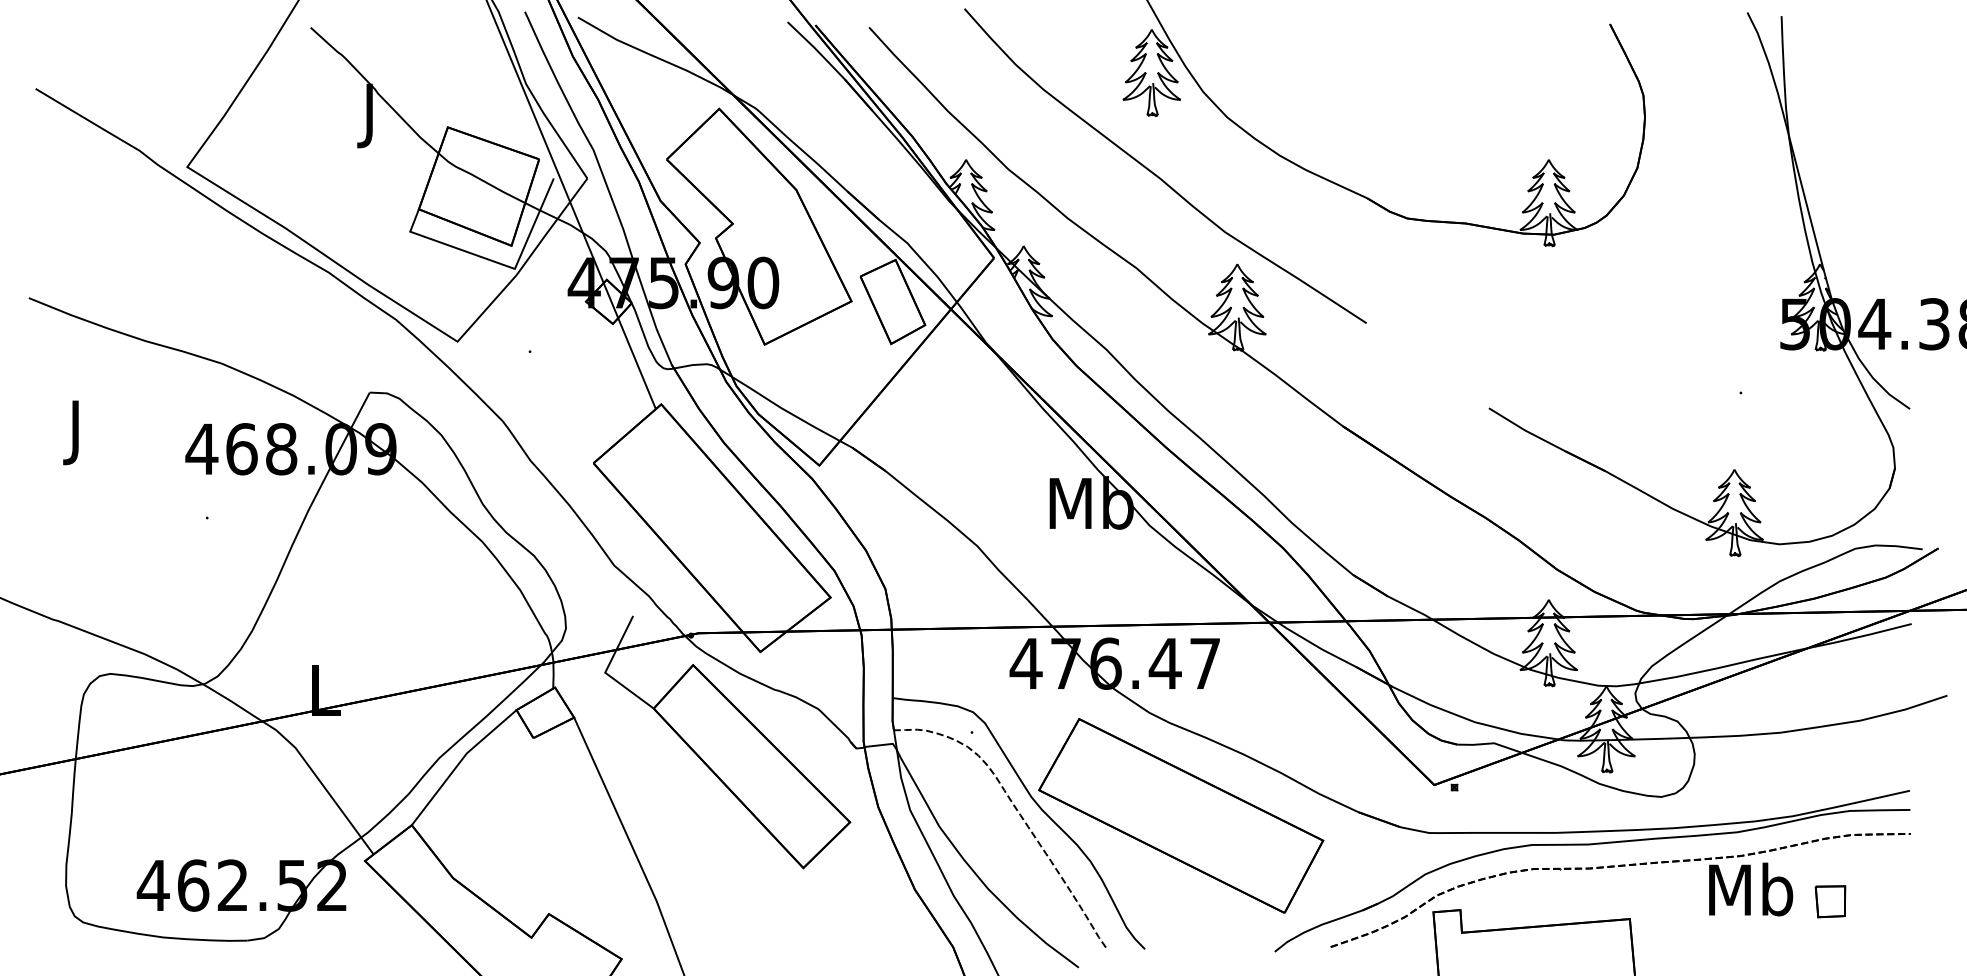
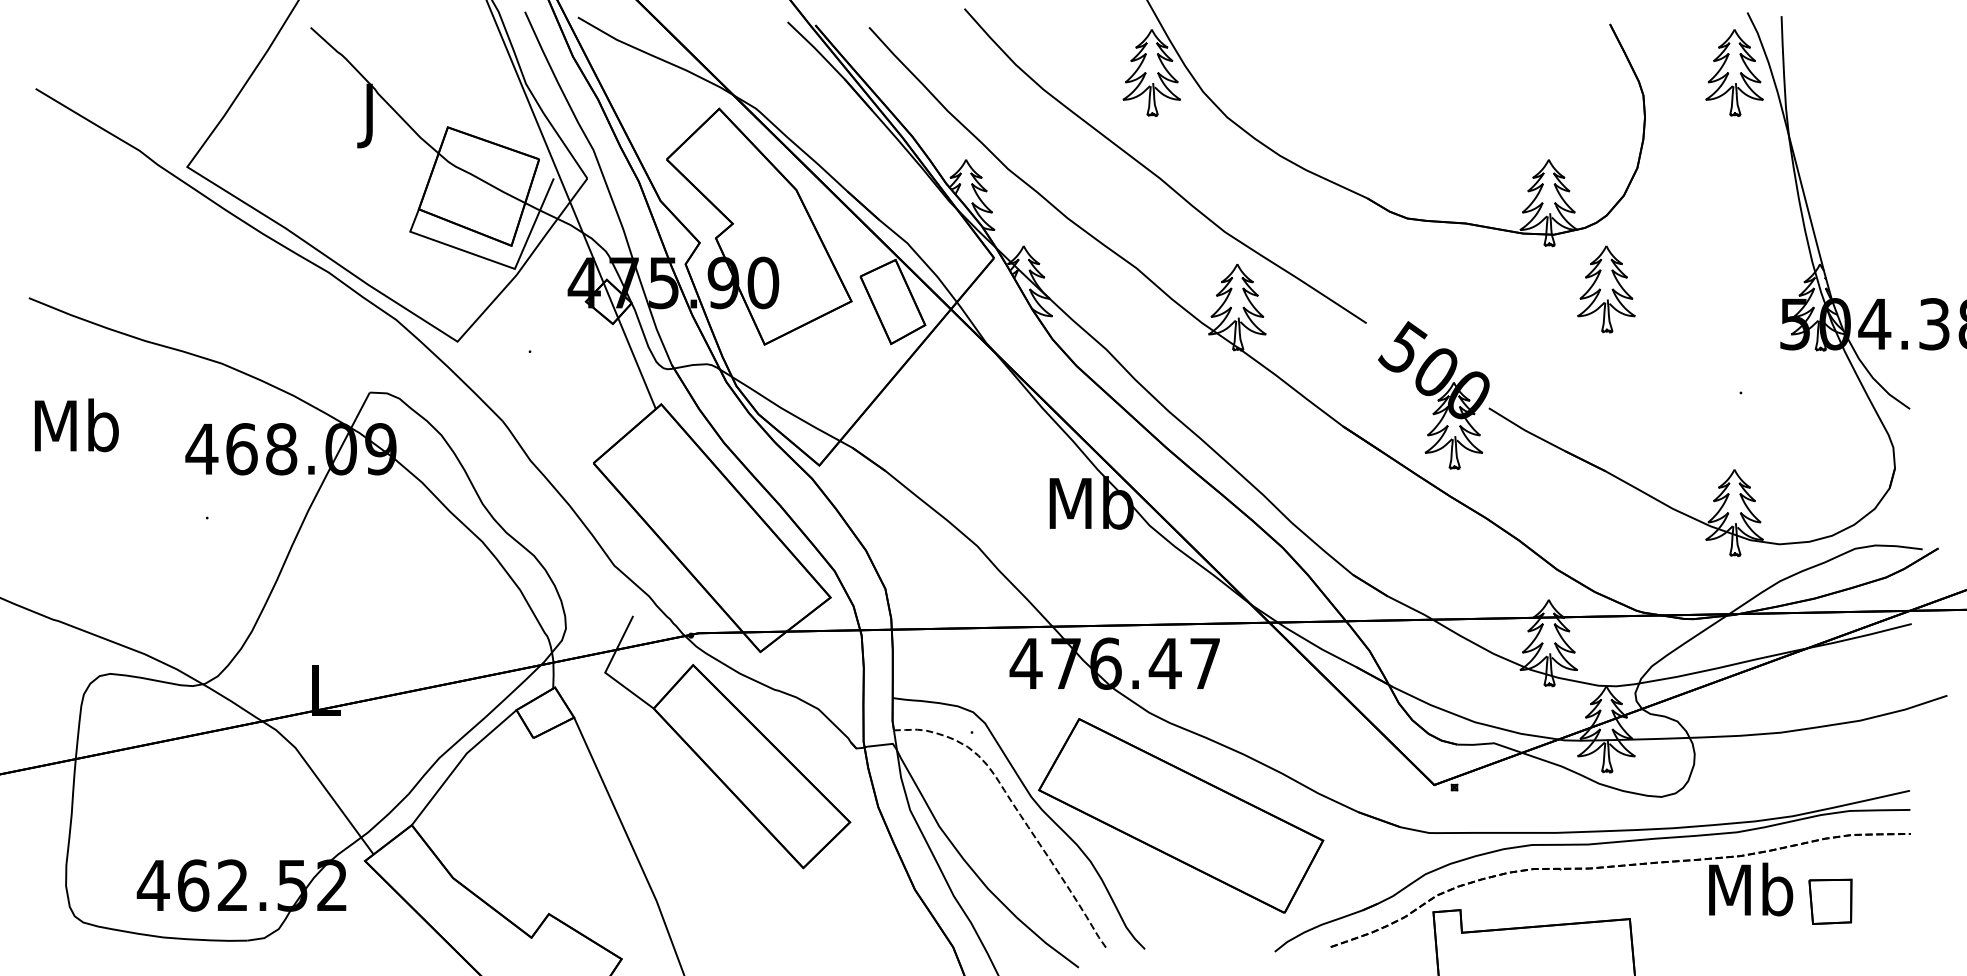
part: none -> present (1734, 72)
part: none -> present (1606, 289)
part: none -> present (1433, 395)
text: J -> Mb (76, 431)
part size: 33x34 px -> 45x47 px (1830, 901)
